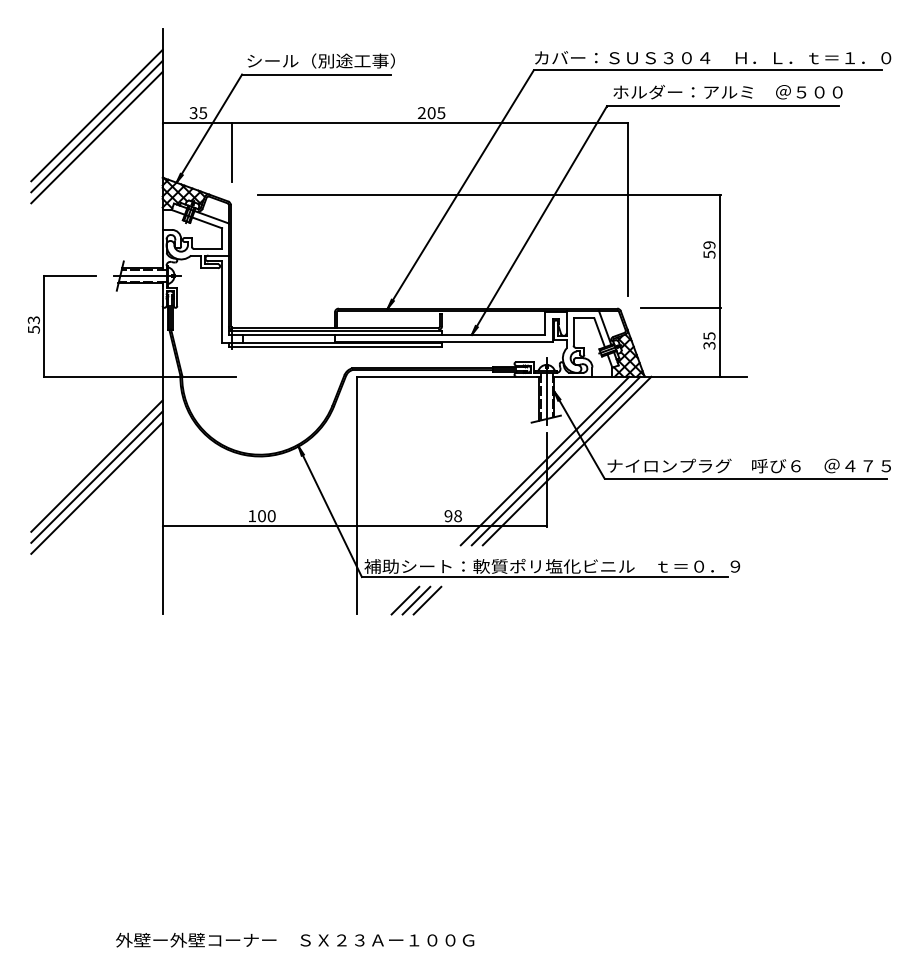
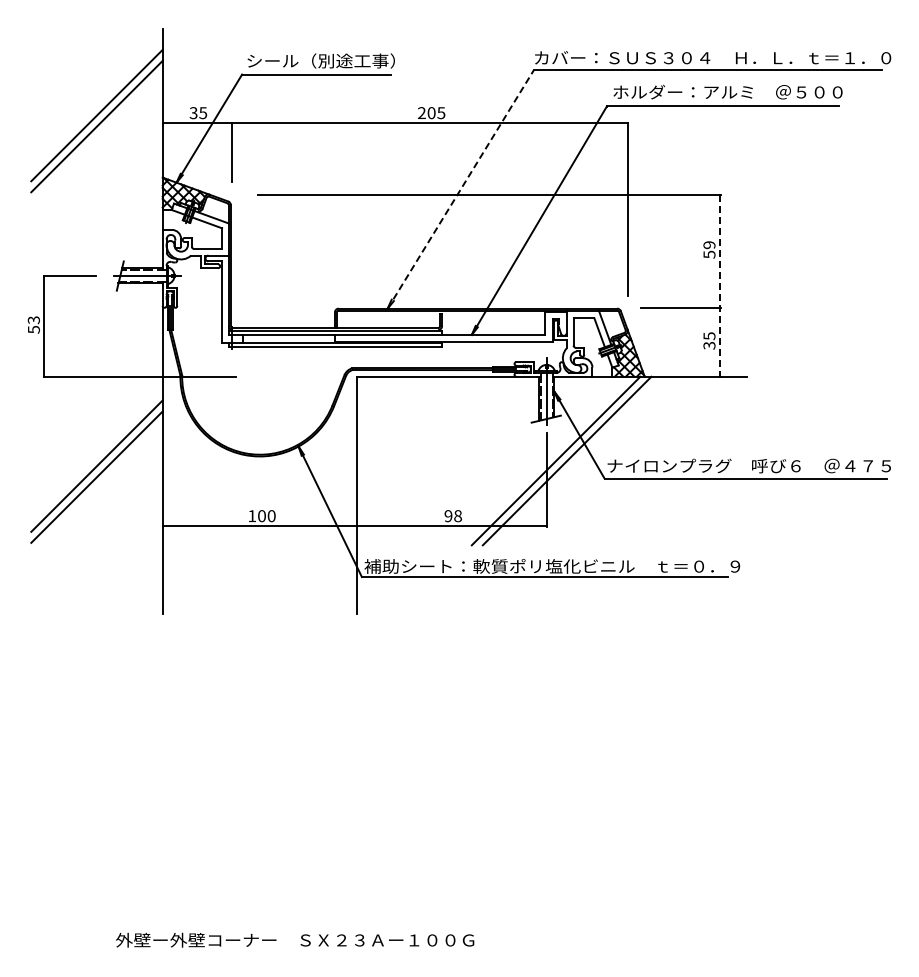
line: present -> none (96, 137)
line: solid -> dashed (460, 189)
line: solid -> dashed (719, 286)
line: present -> none (544, 460)
line: present -> none (96, 487)
part: present -> none (416, 600)
